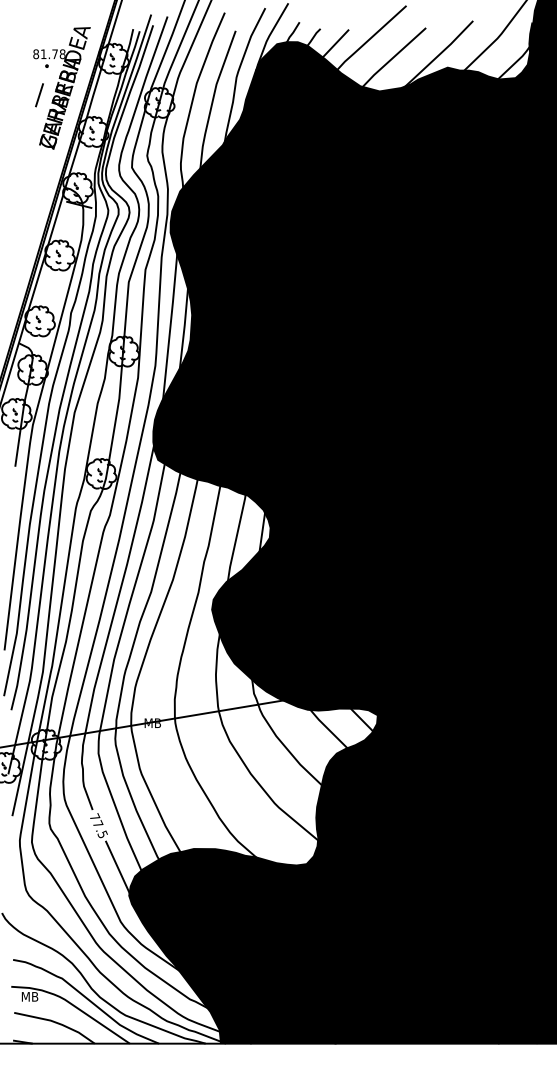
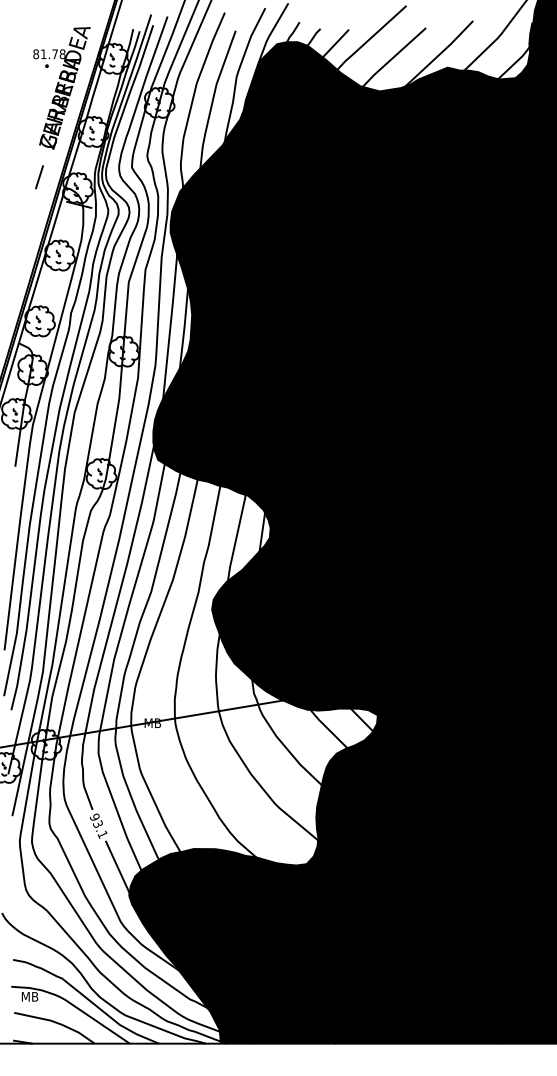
line position: (39, 95) -> (39, 177) (39, 177)
text: 77.5 -> 93.1 (98, 825)
